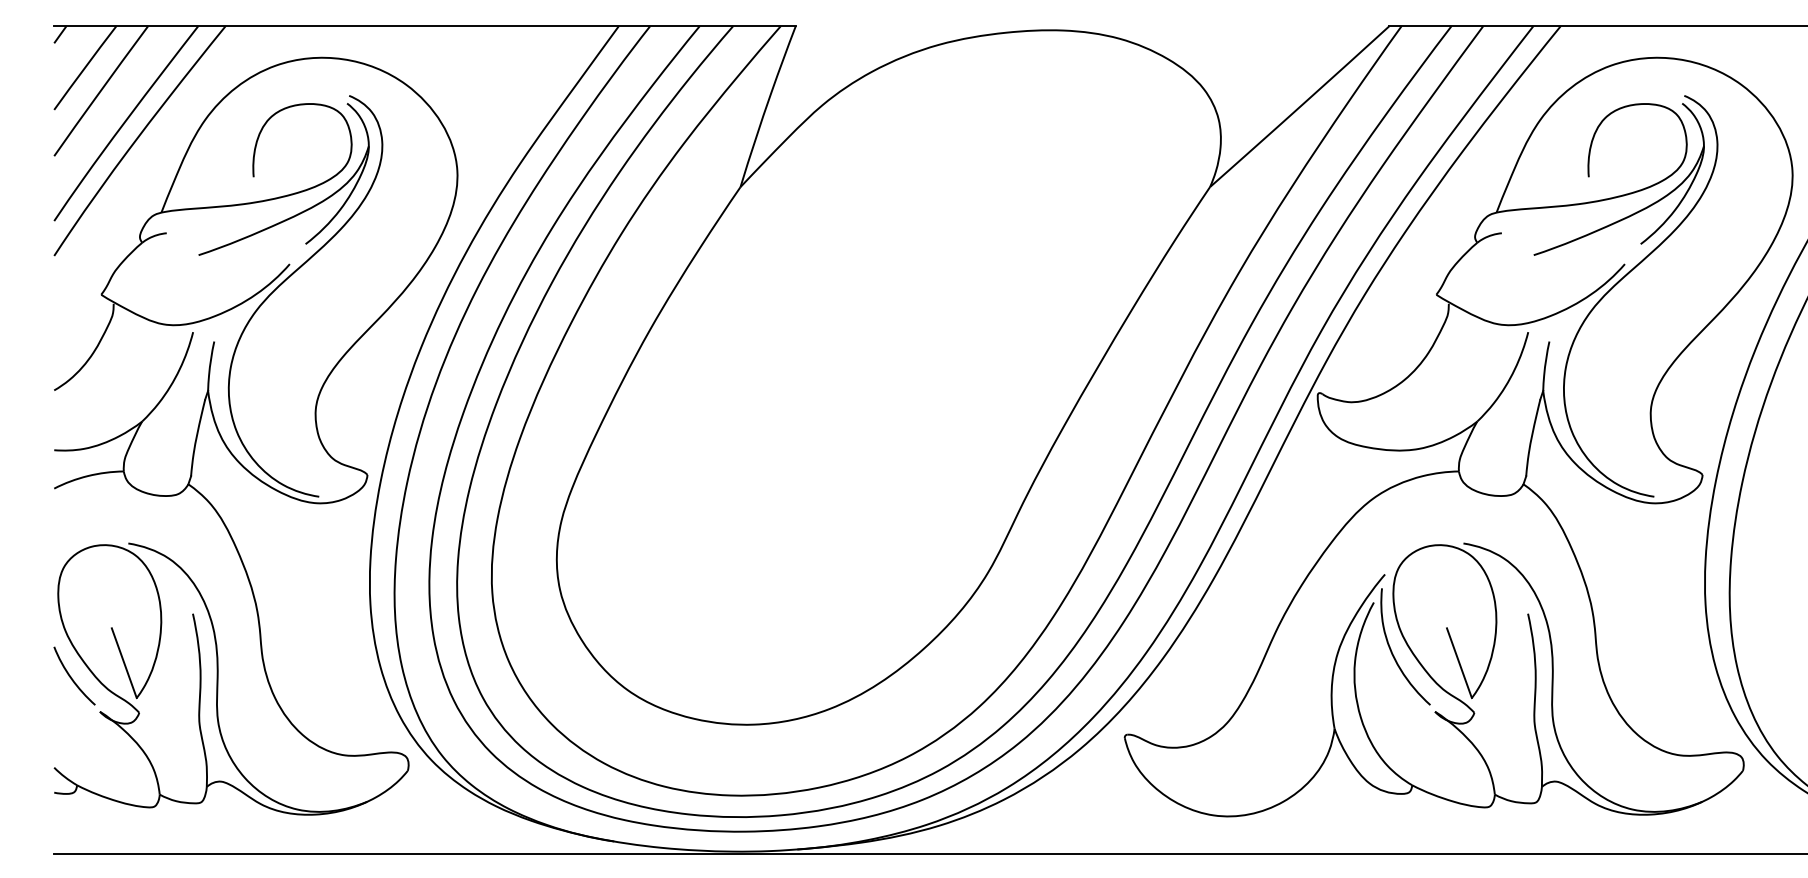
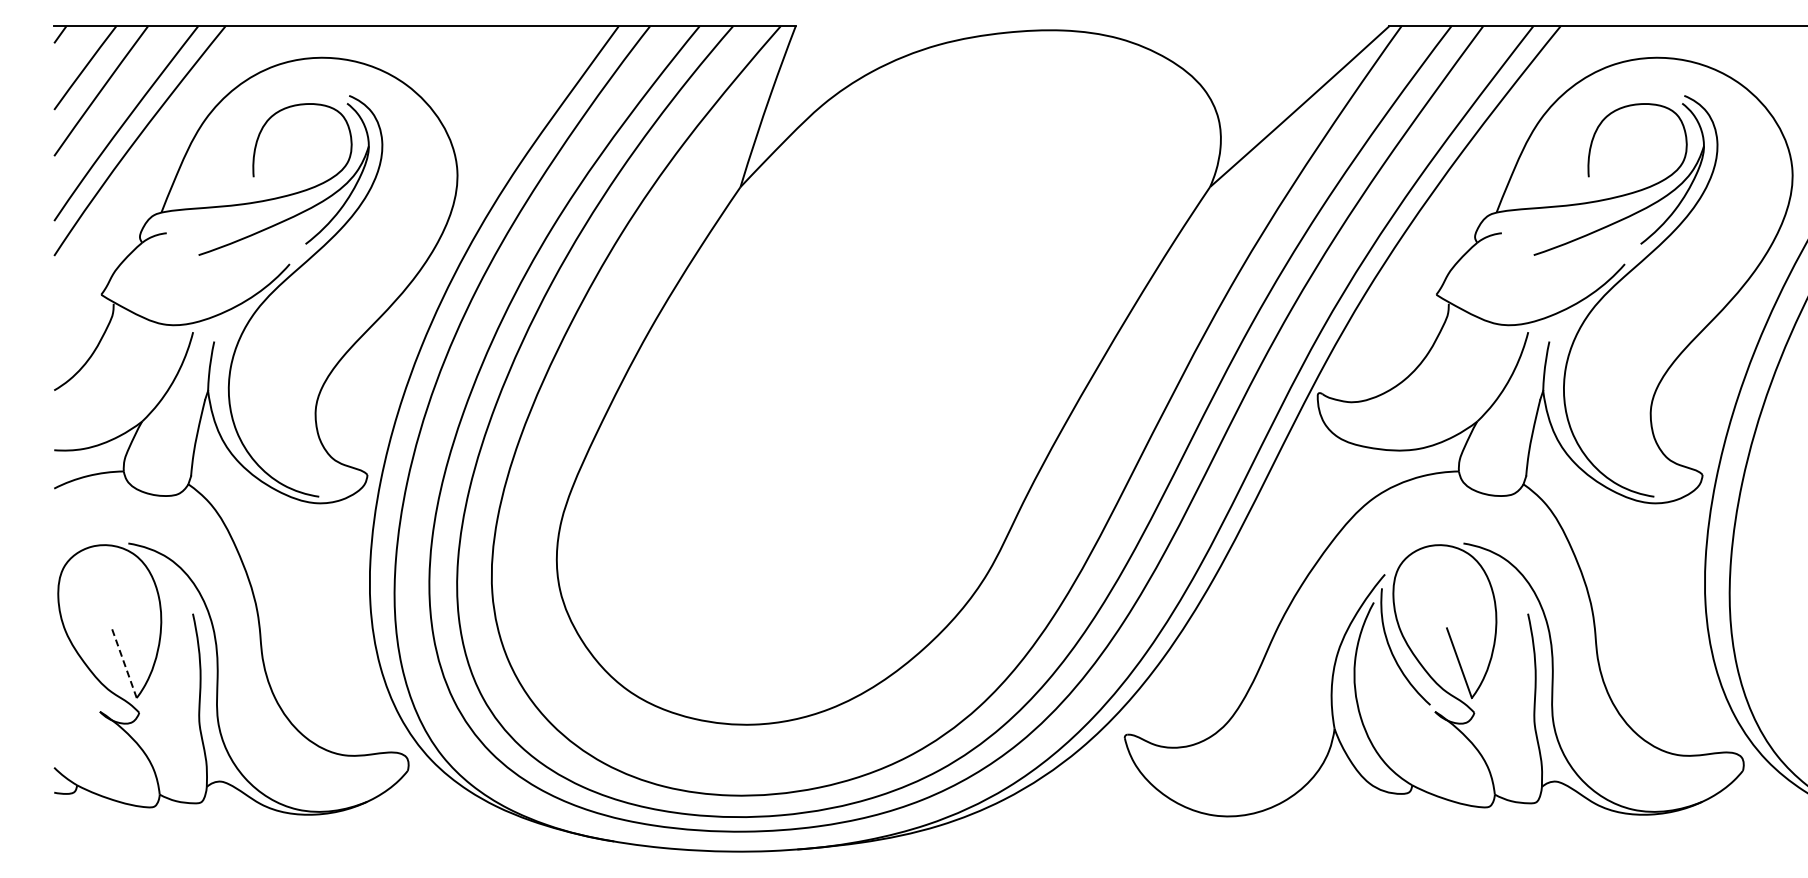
line: solid -> dashed (124, 662)
curve: present -> none (71, 676)
line: present -> none (929, 853)
